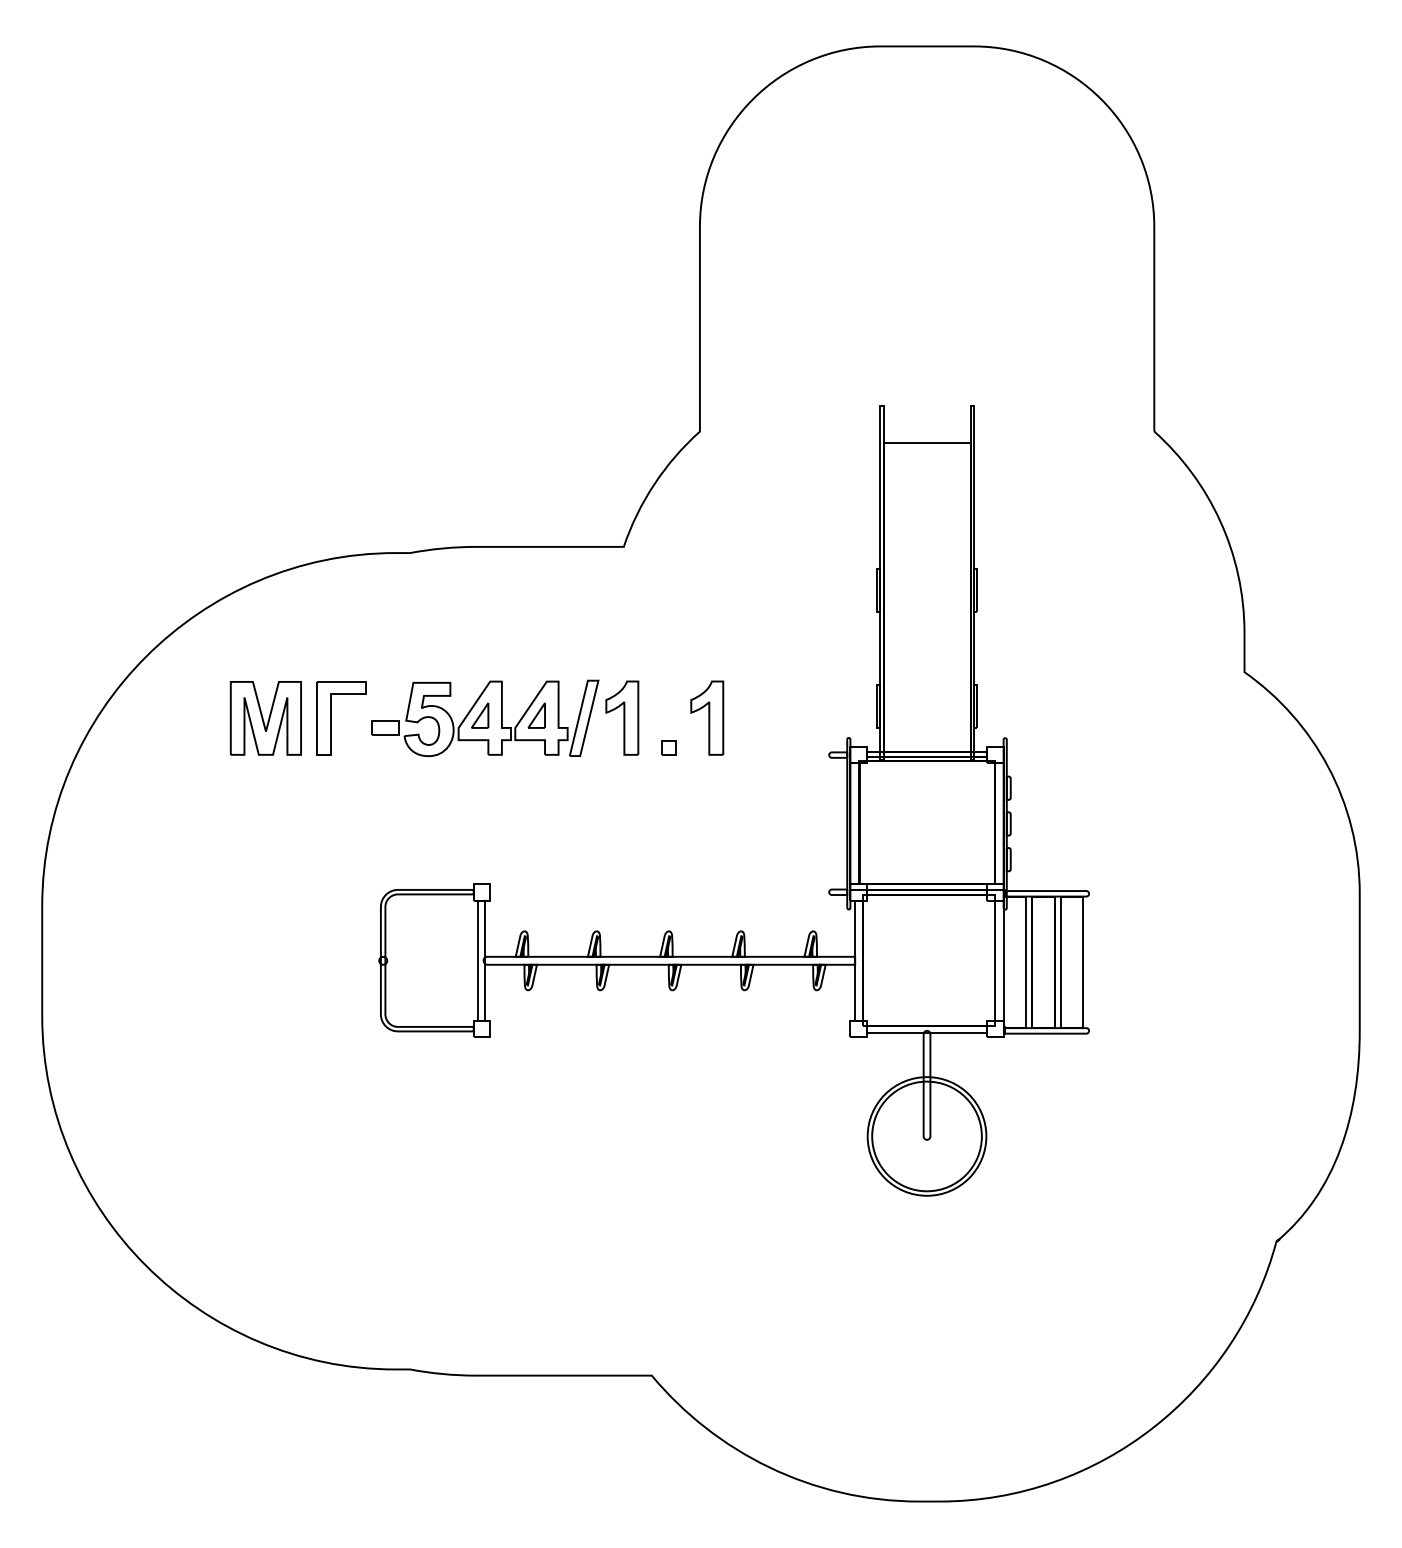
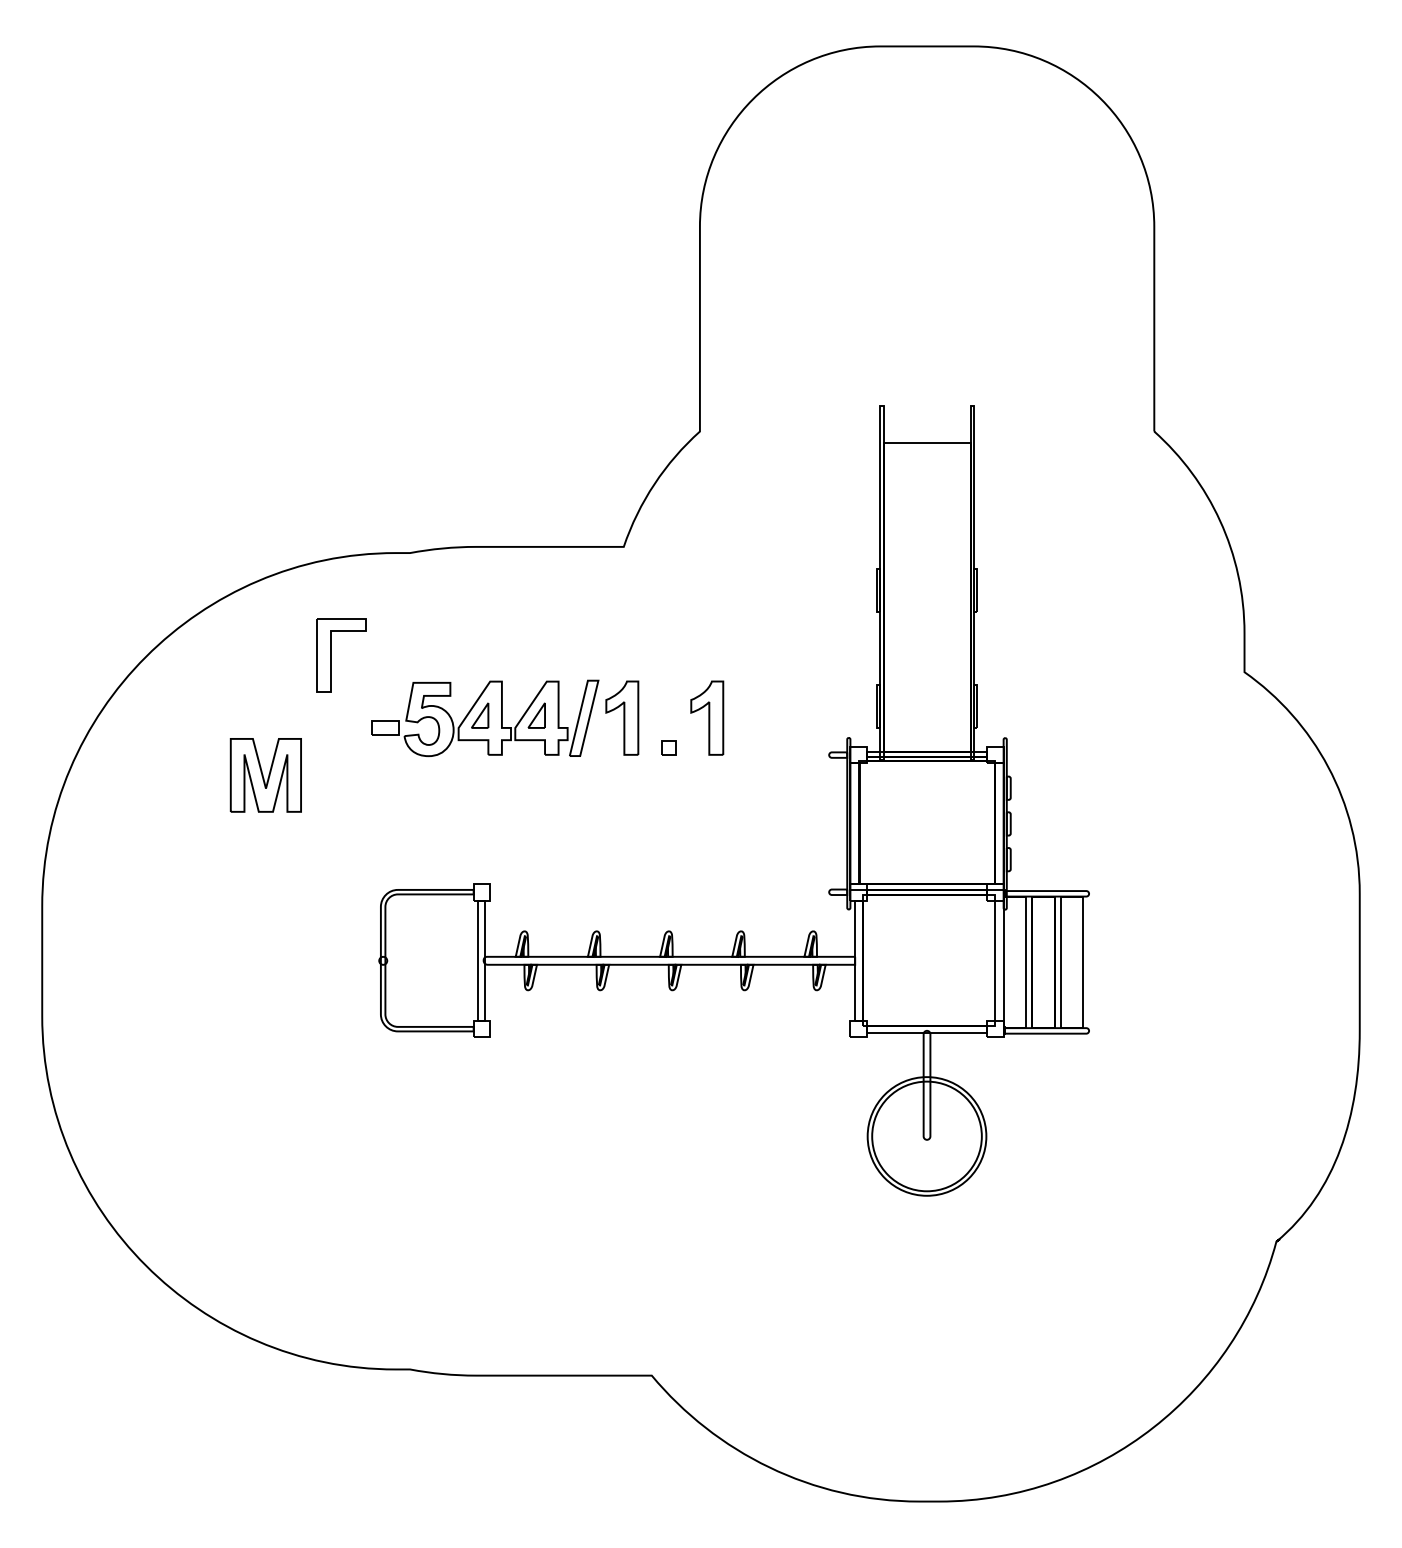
part position: (265, 718) -> (265, 775) (265, 775)
part position: (331, 718) -> (331, 655) (331, 655)
